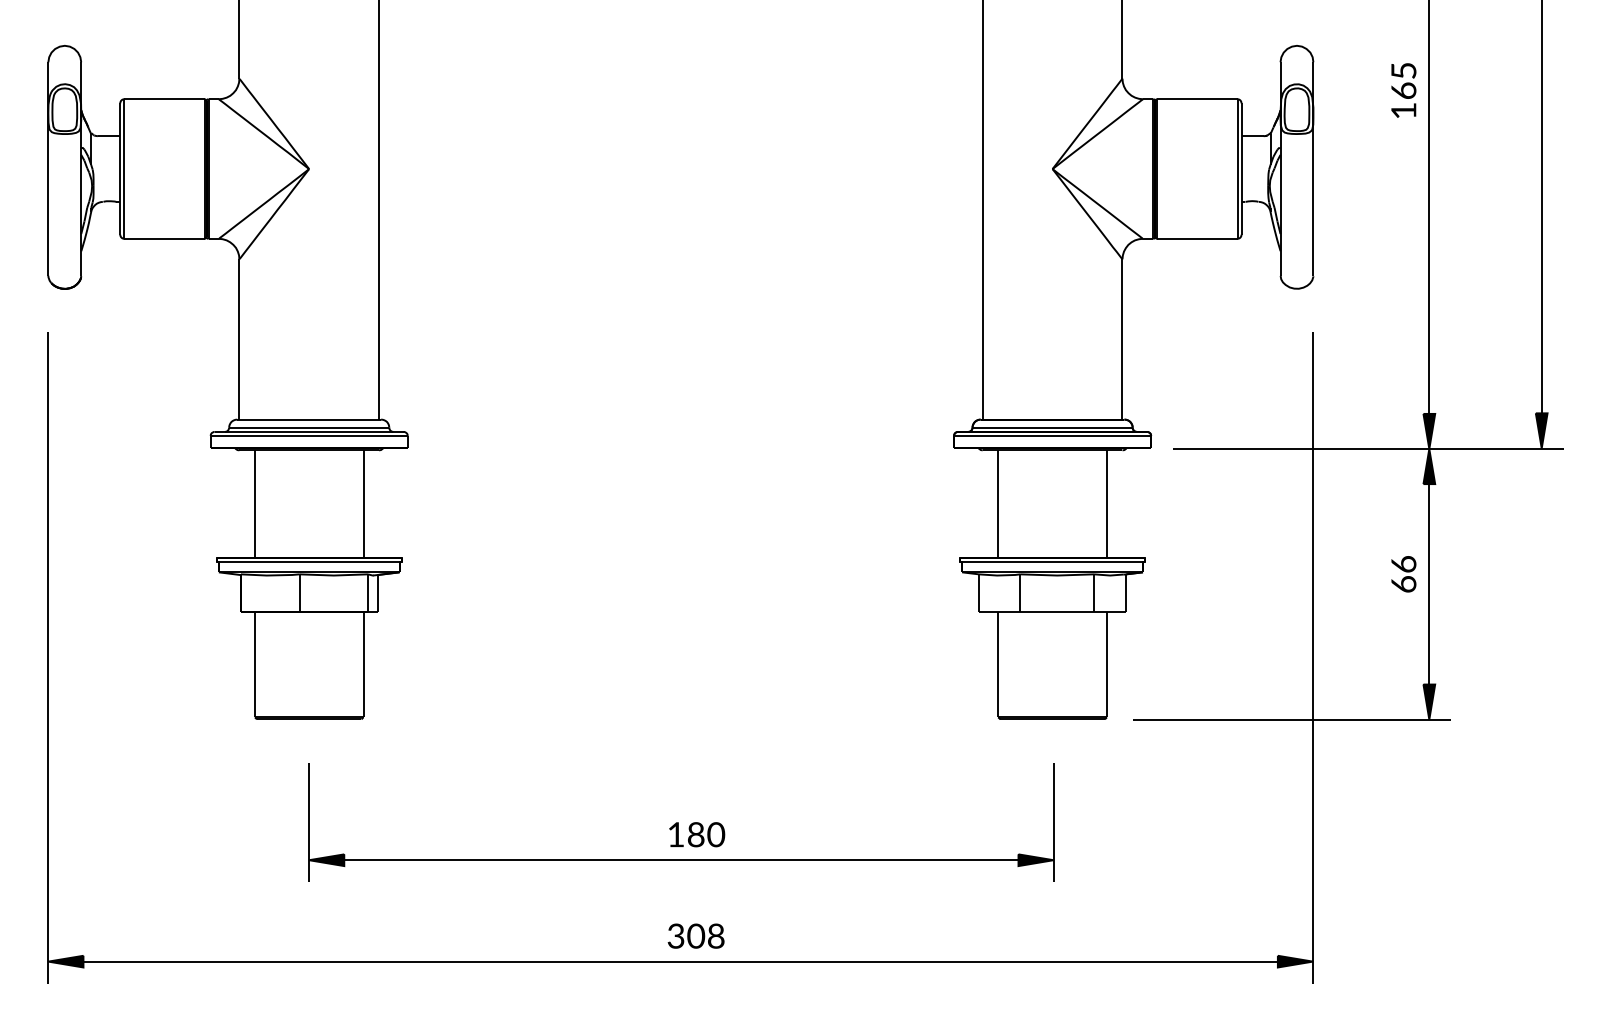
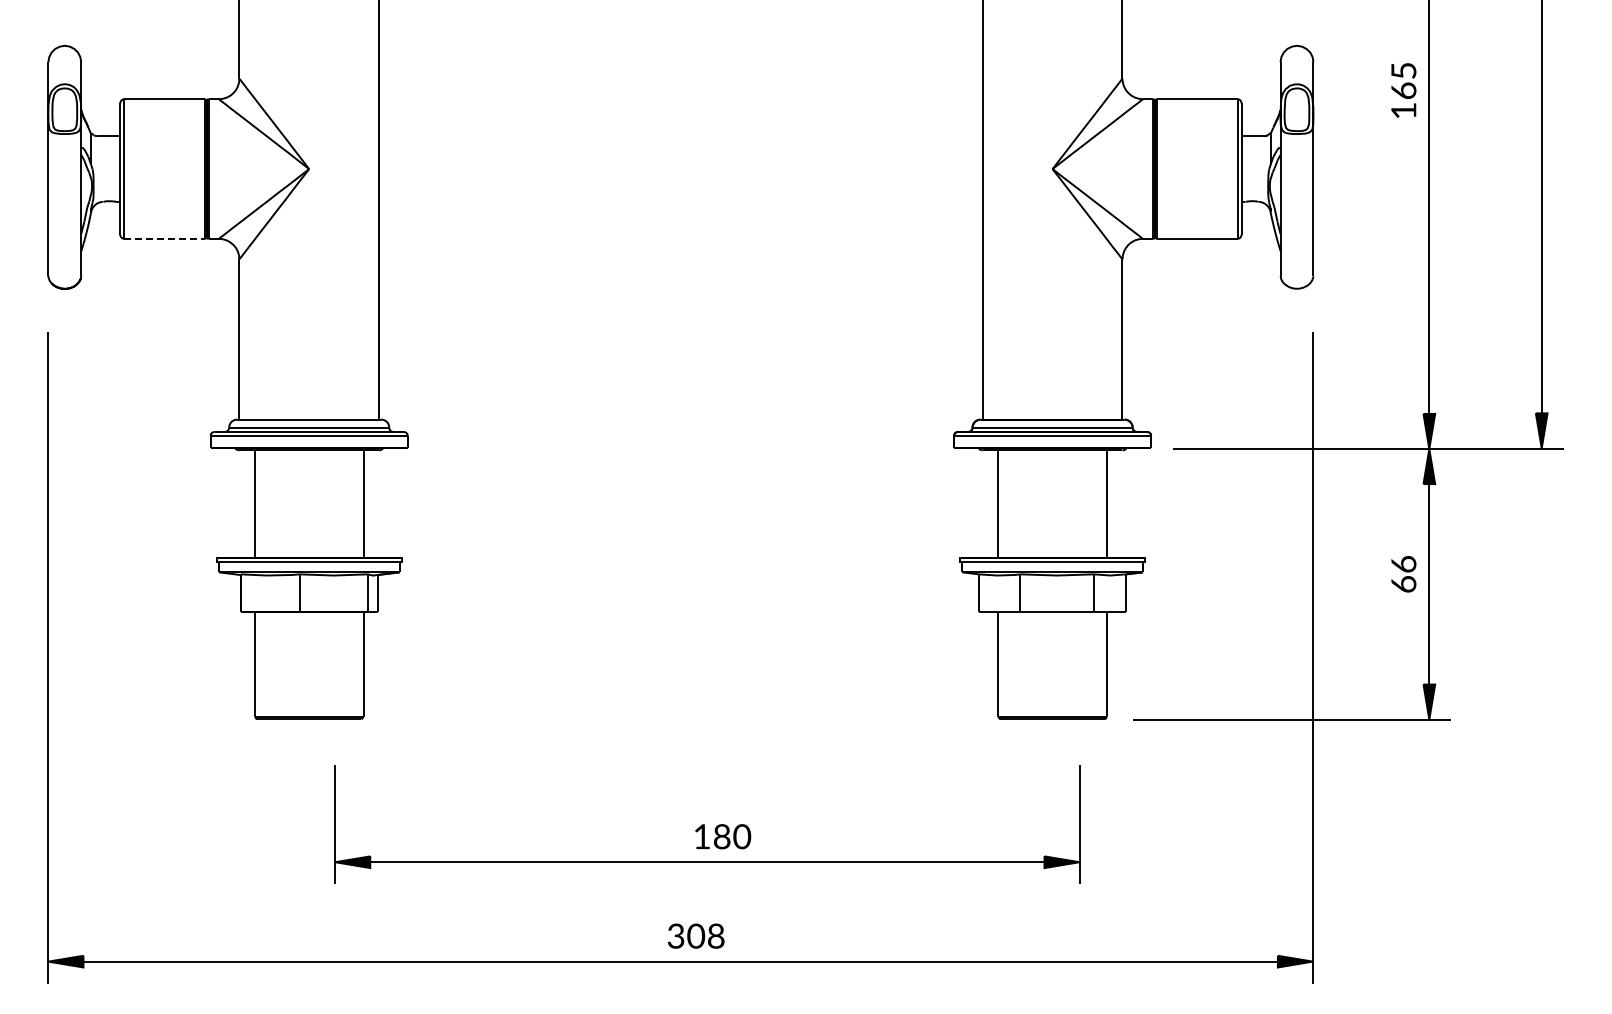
line: solid -> dashed (164, 238)
part position: (681, 822) -> (707, 824) (707, 824)
